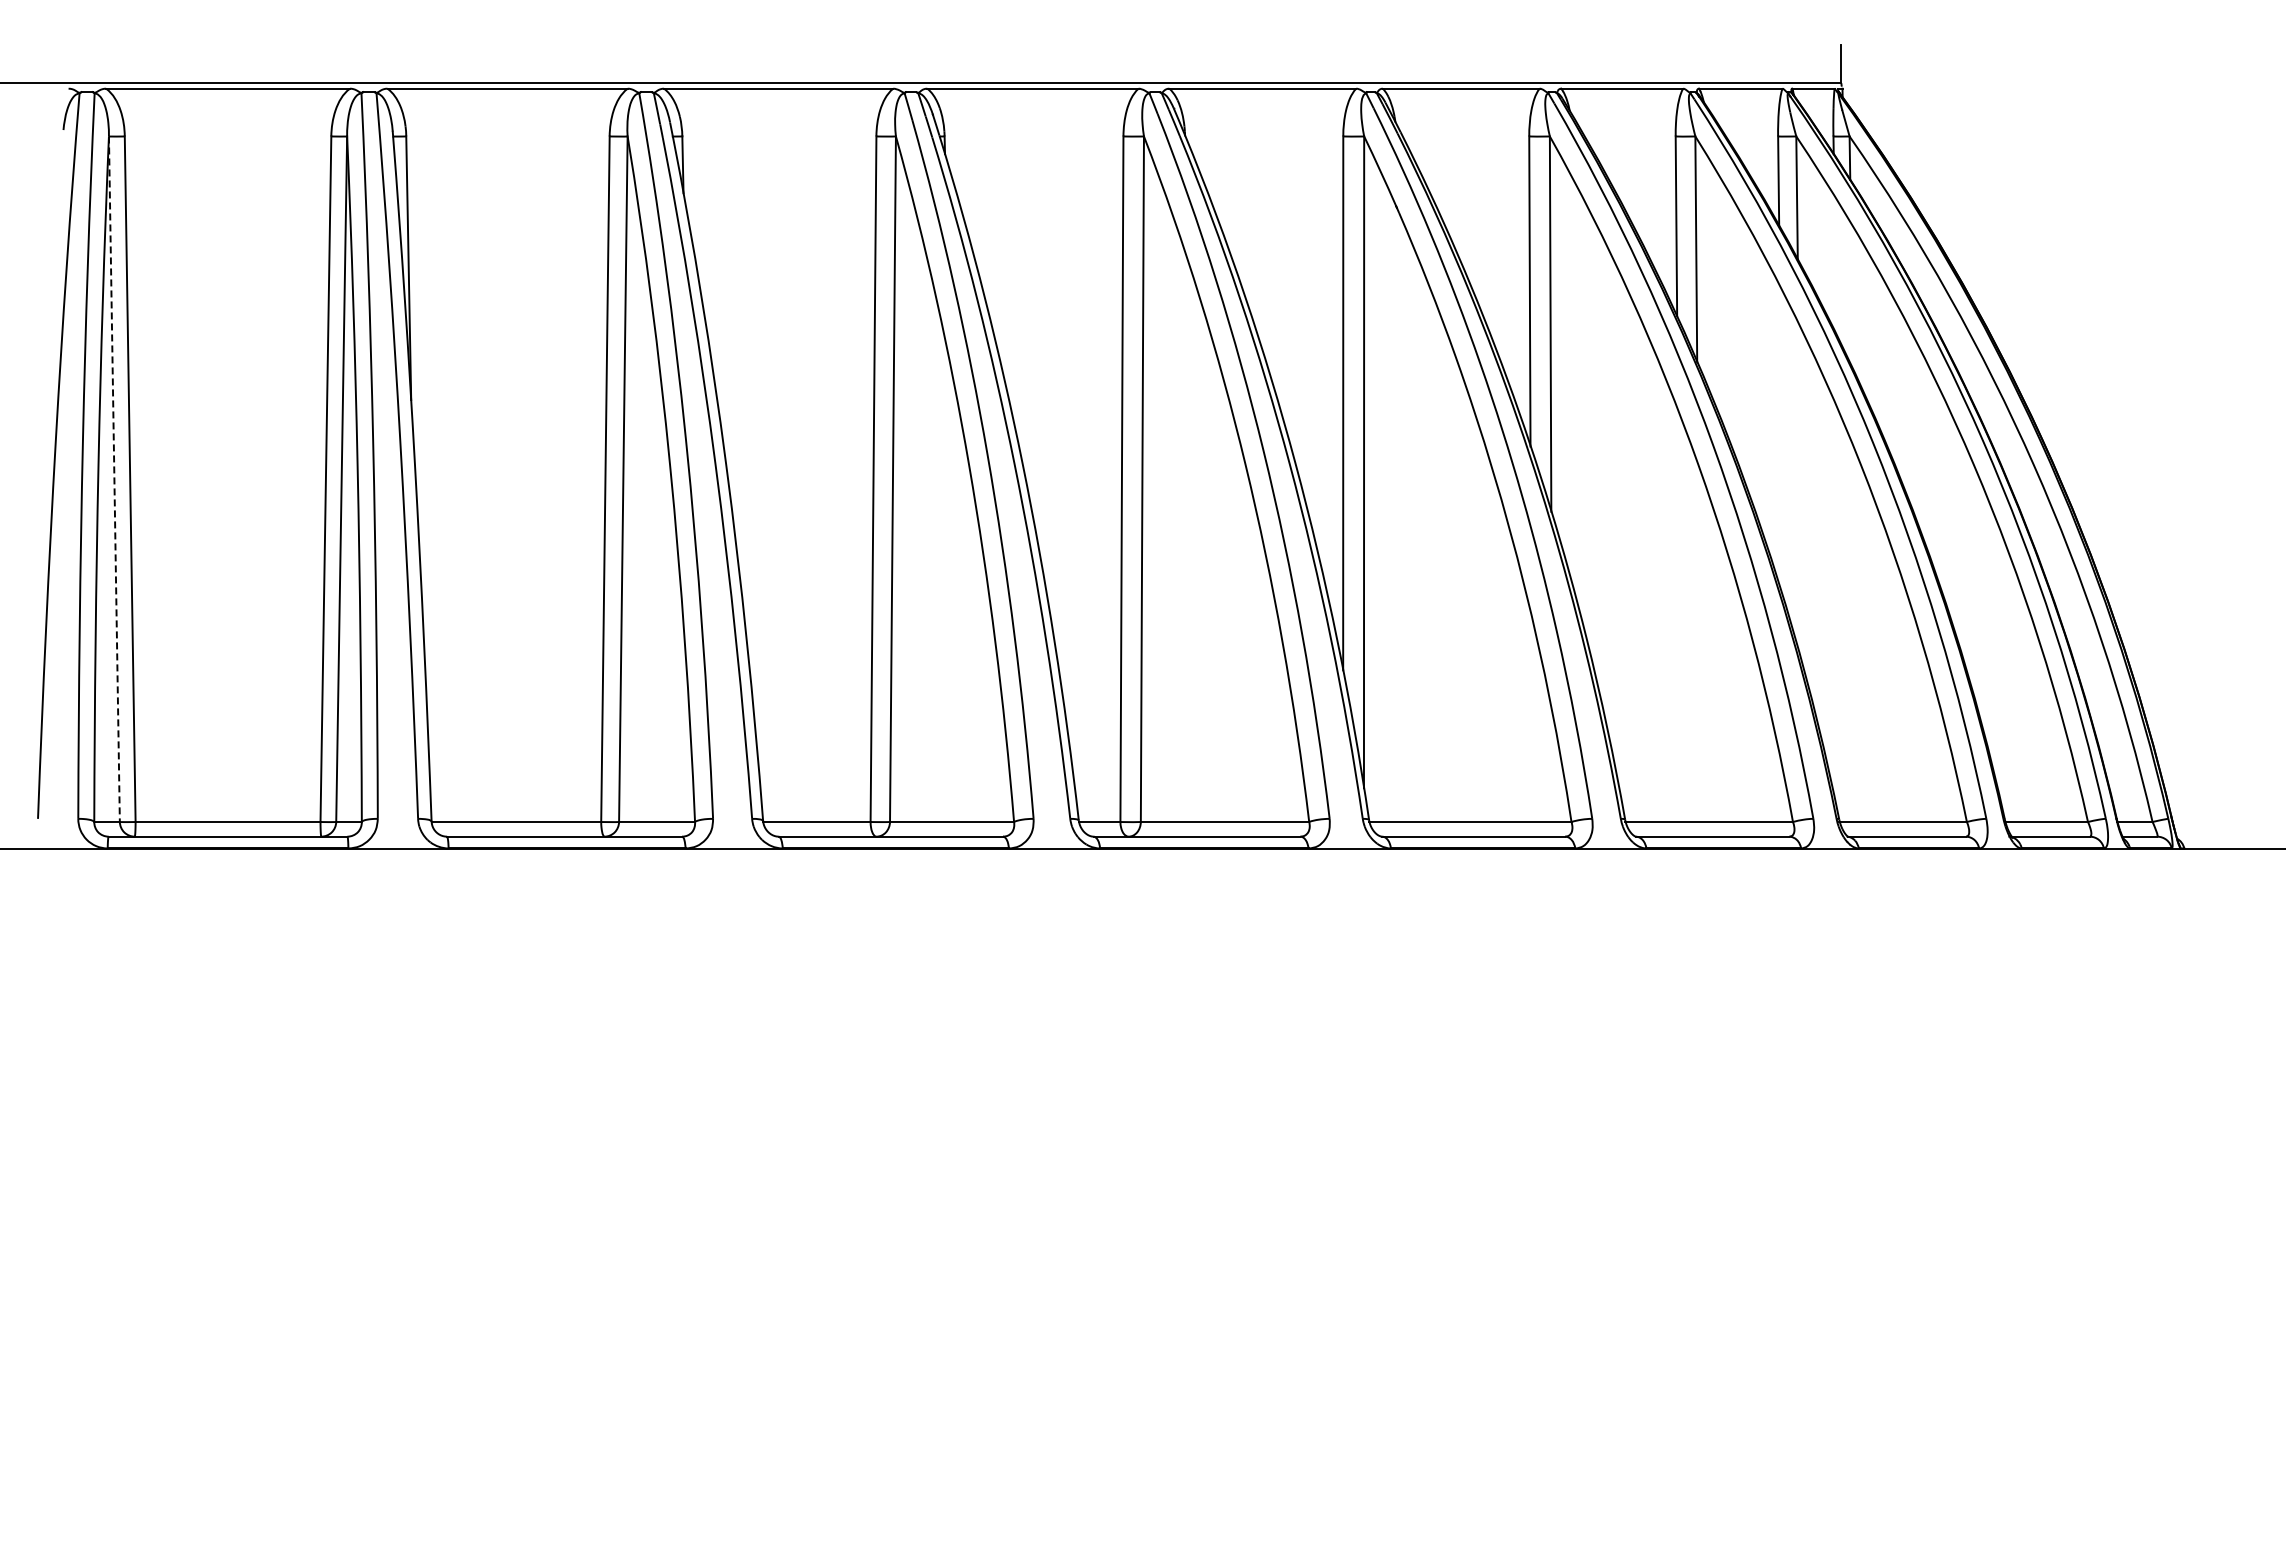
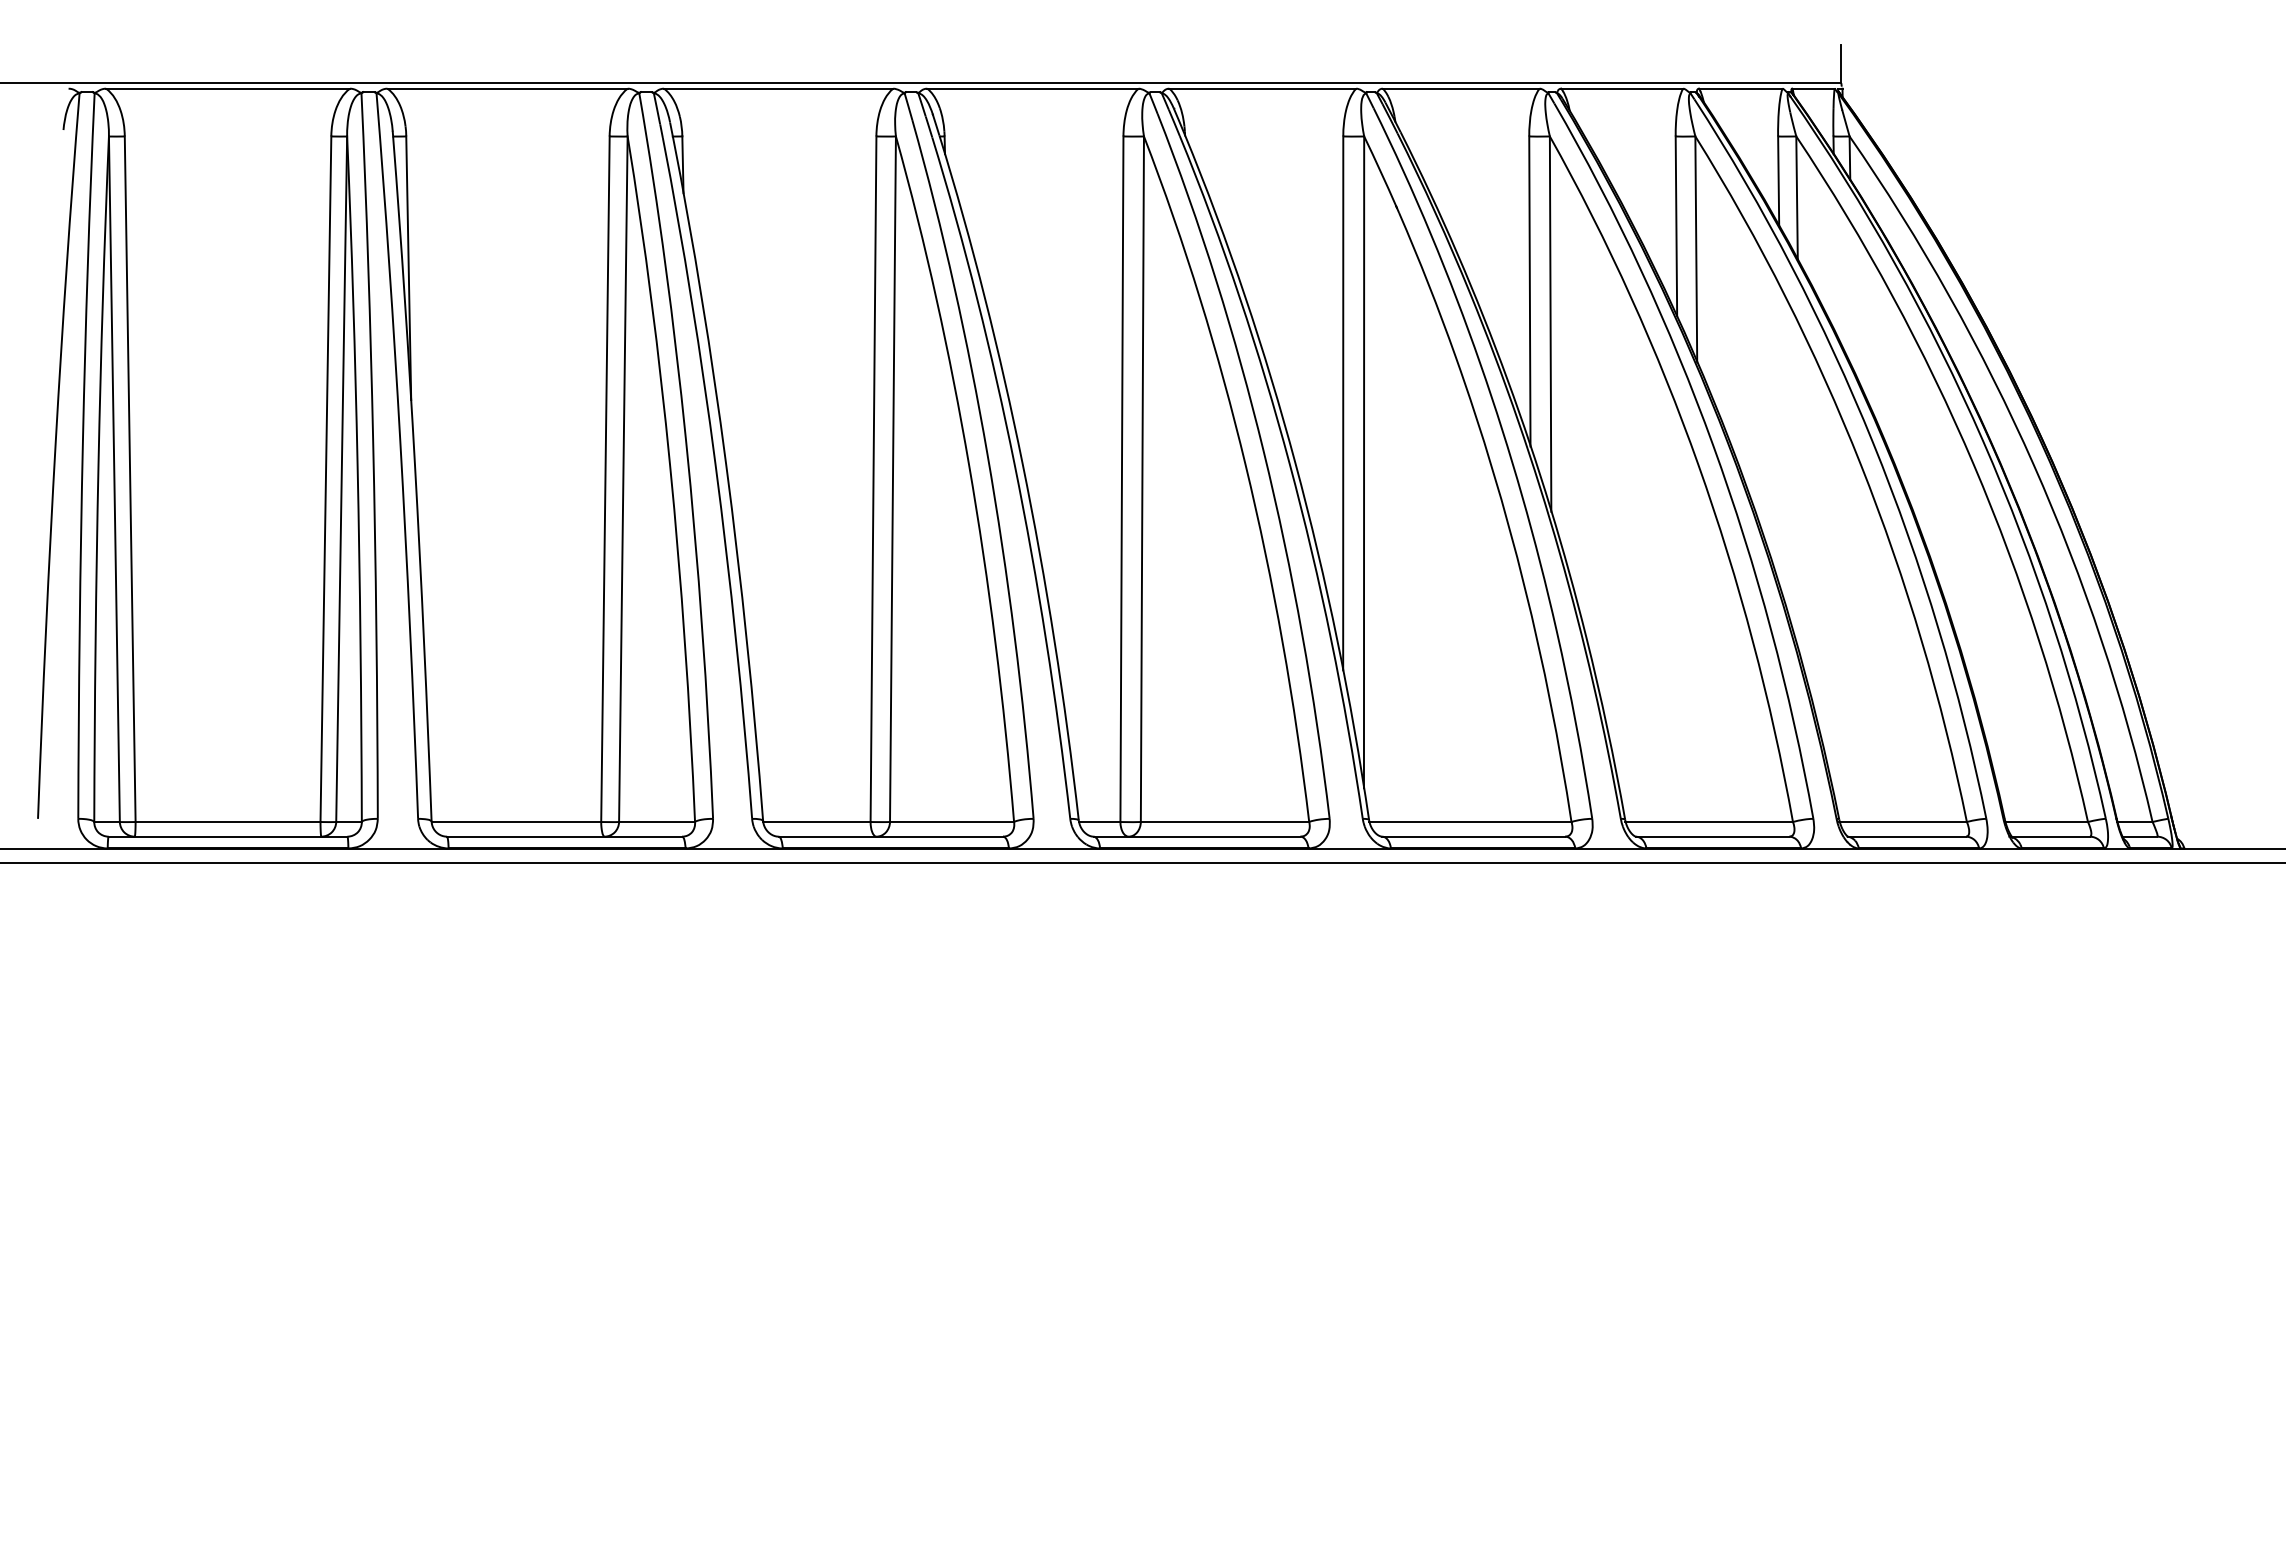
line: dashed -> solid (114, 479)
line: none -> present (1142, 863)
